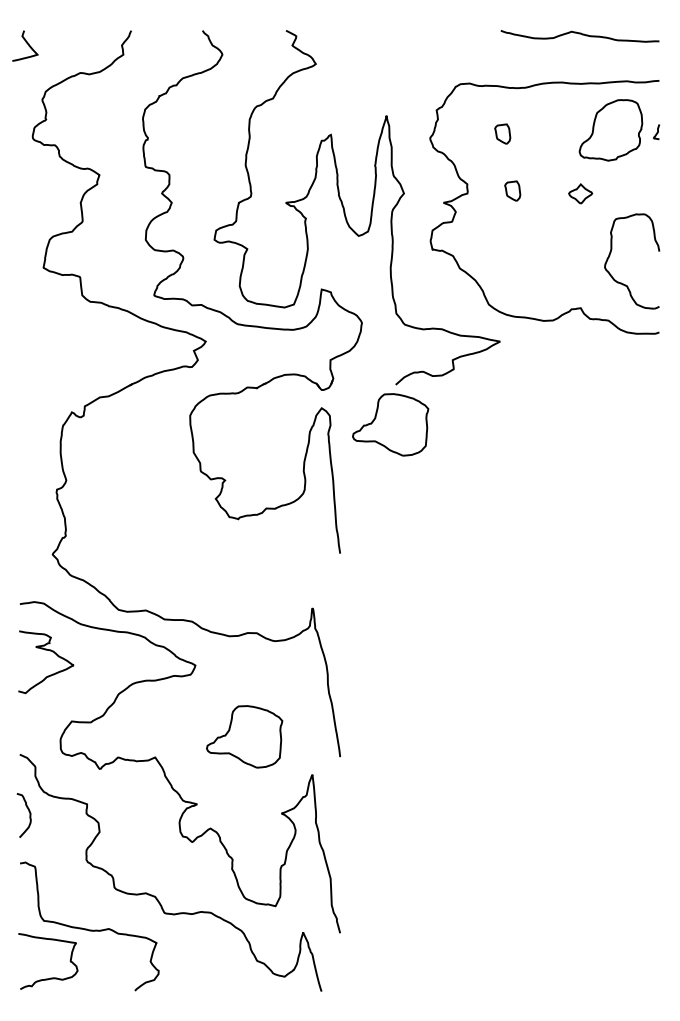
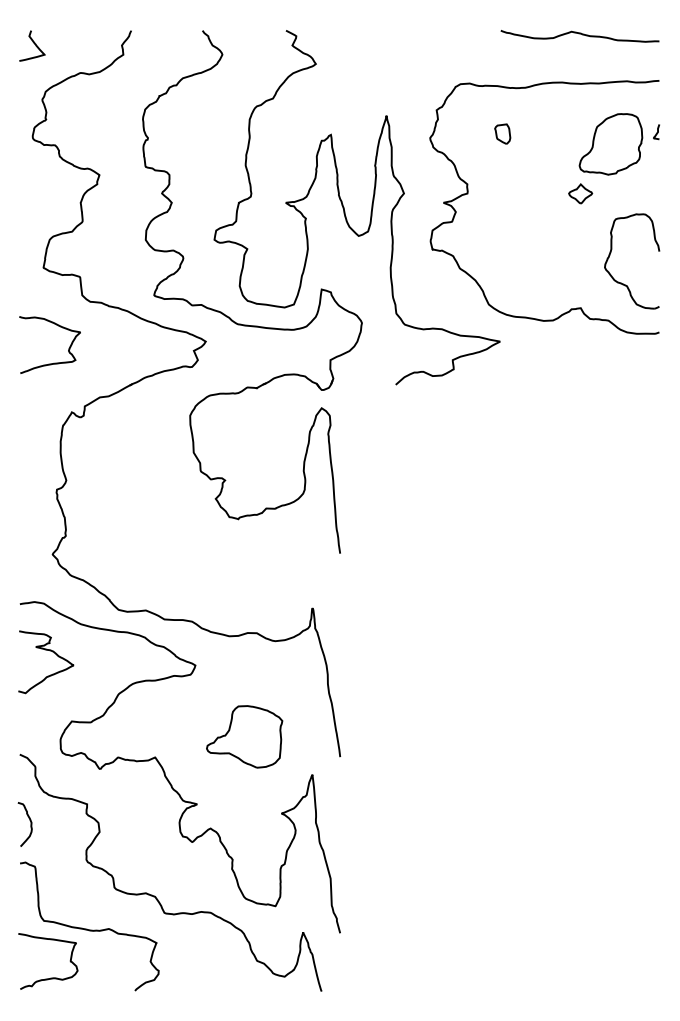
curve position: (26, 43) -> (33, 43) (33, 43)
part position: (610, 130) -> (610, 144) (610, 144)
part: present -> none (512, 190)
curve: none -> present (54, 362)
part: present -> none (390, 424)
curve position: (29, 815) -> (30, 824) (30, 824)
